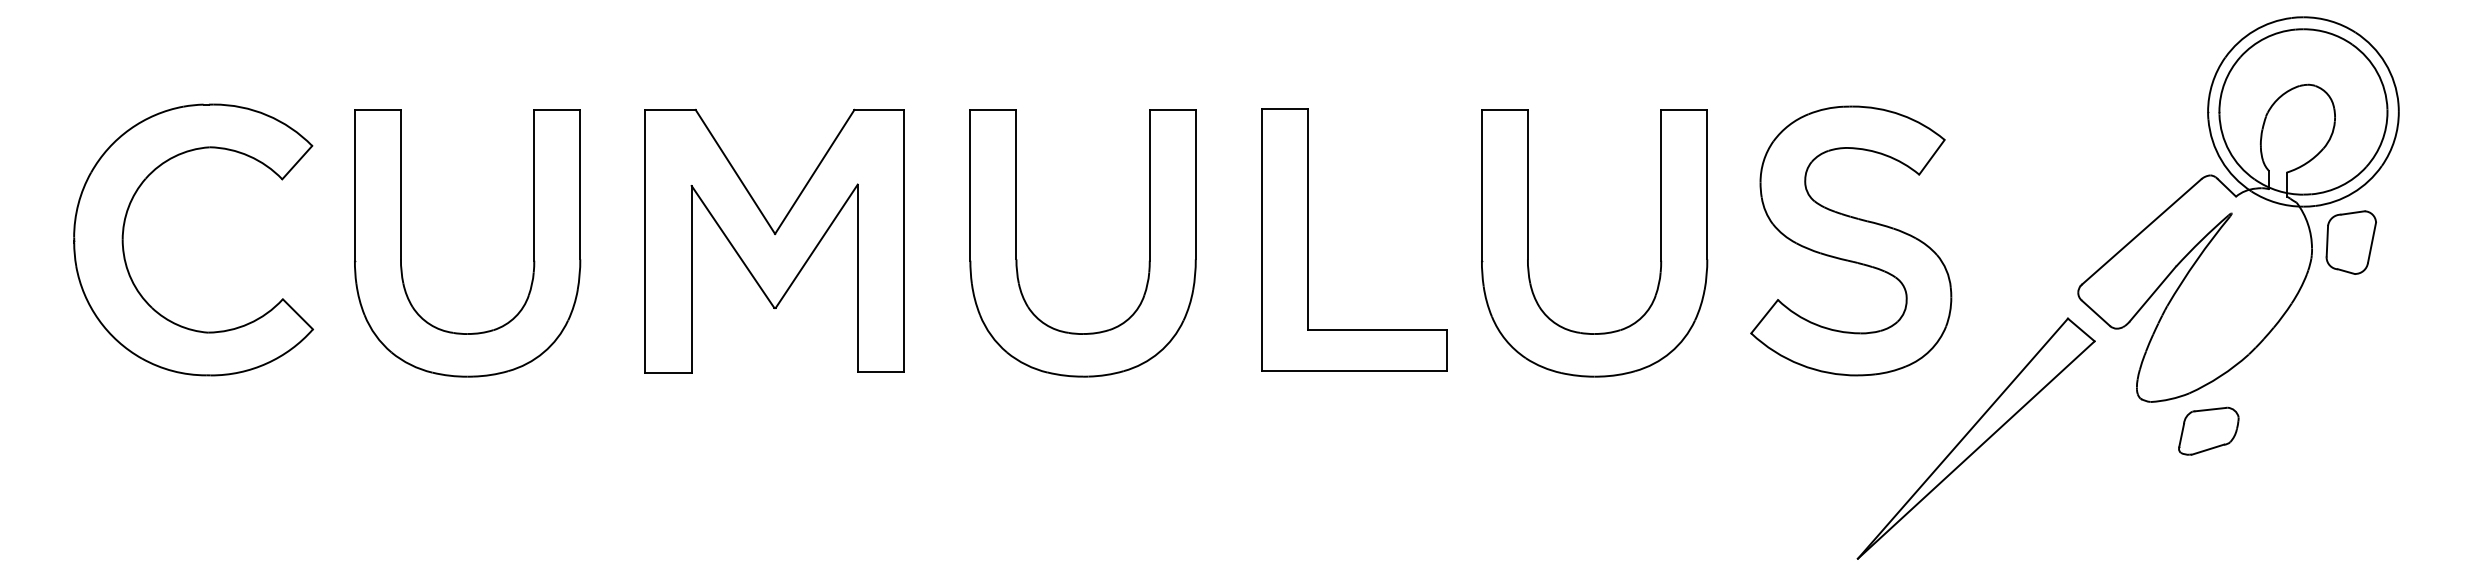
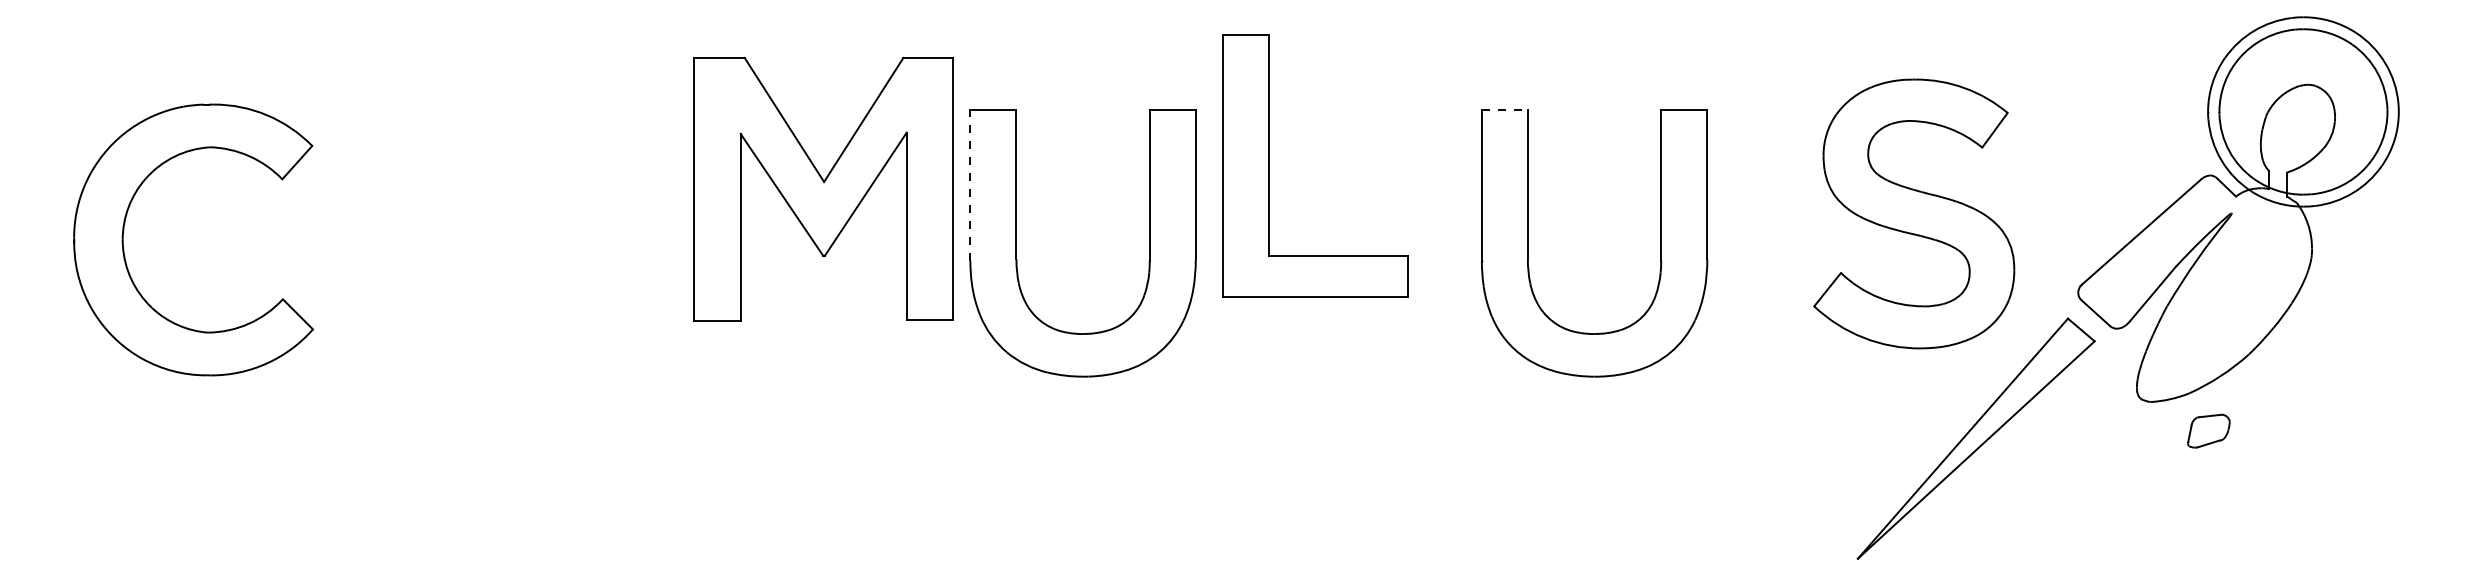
line: solid -> dashed (1505, 109)
line: solid -> dashed (970, 184)
part position: (1308, 239) -> (1269, 165) (1269, 165)
part position: (774, 240) -> (823, 188) (823, 188)
part position: (1851, 240) -> (1914, 213) (1914, 213)
part: present -> none (2350, 242)
part: present -> none (401, 243)
part size: 62x50 px -> 44x36 px (2208, 430)
